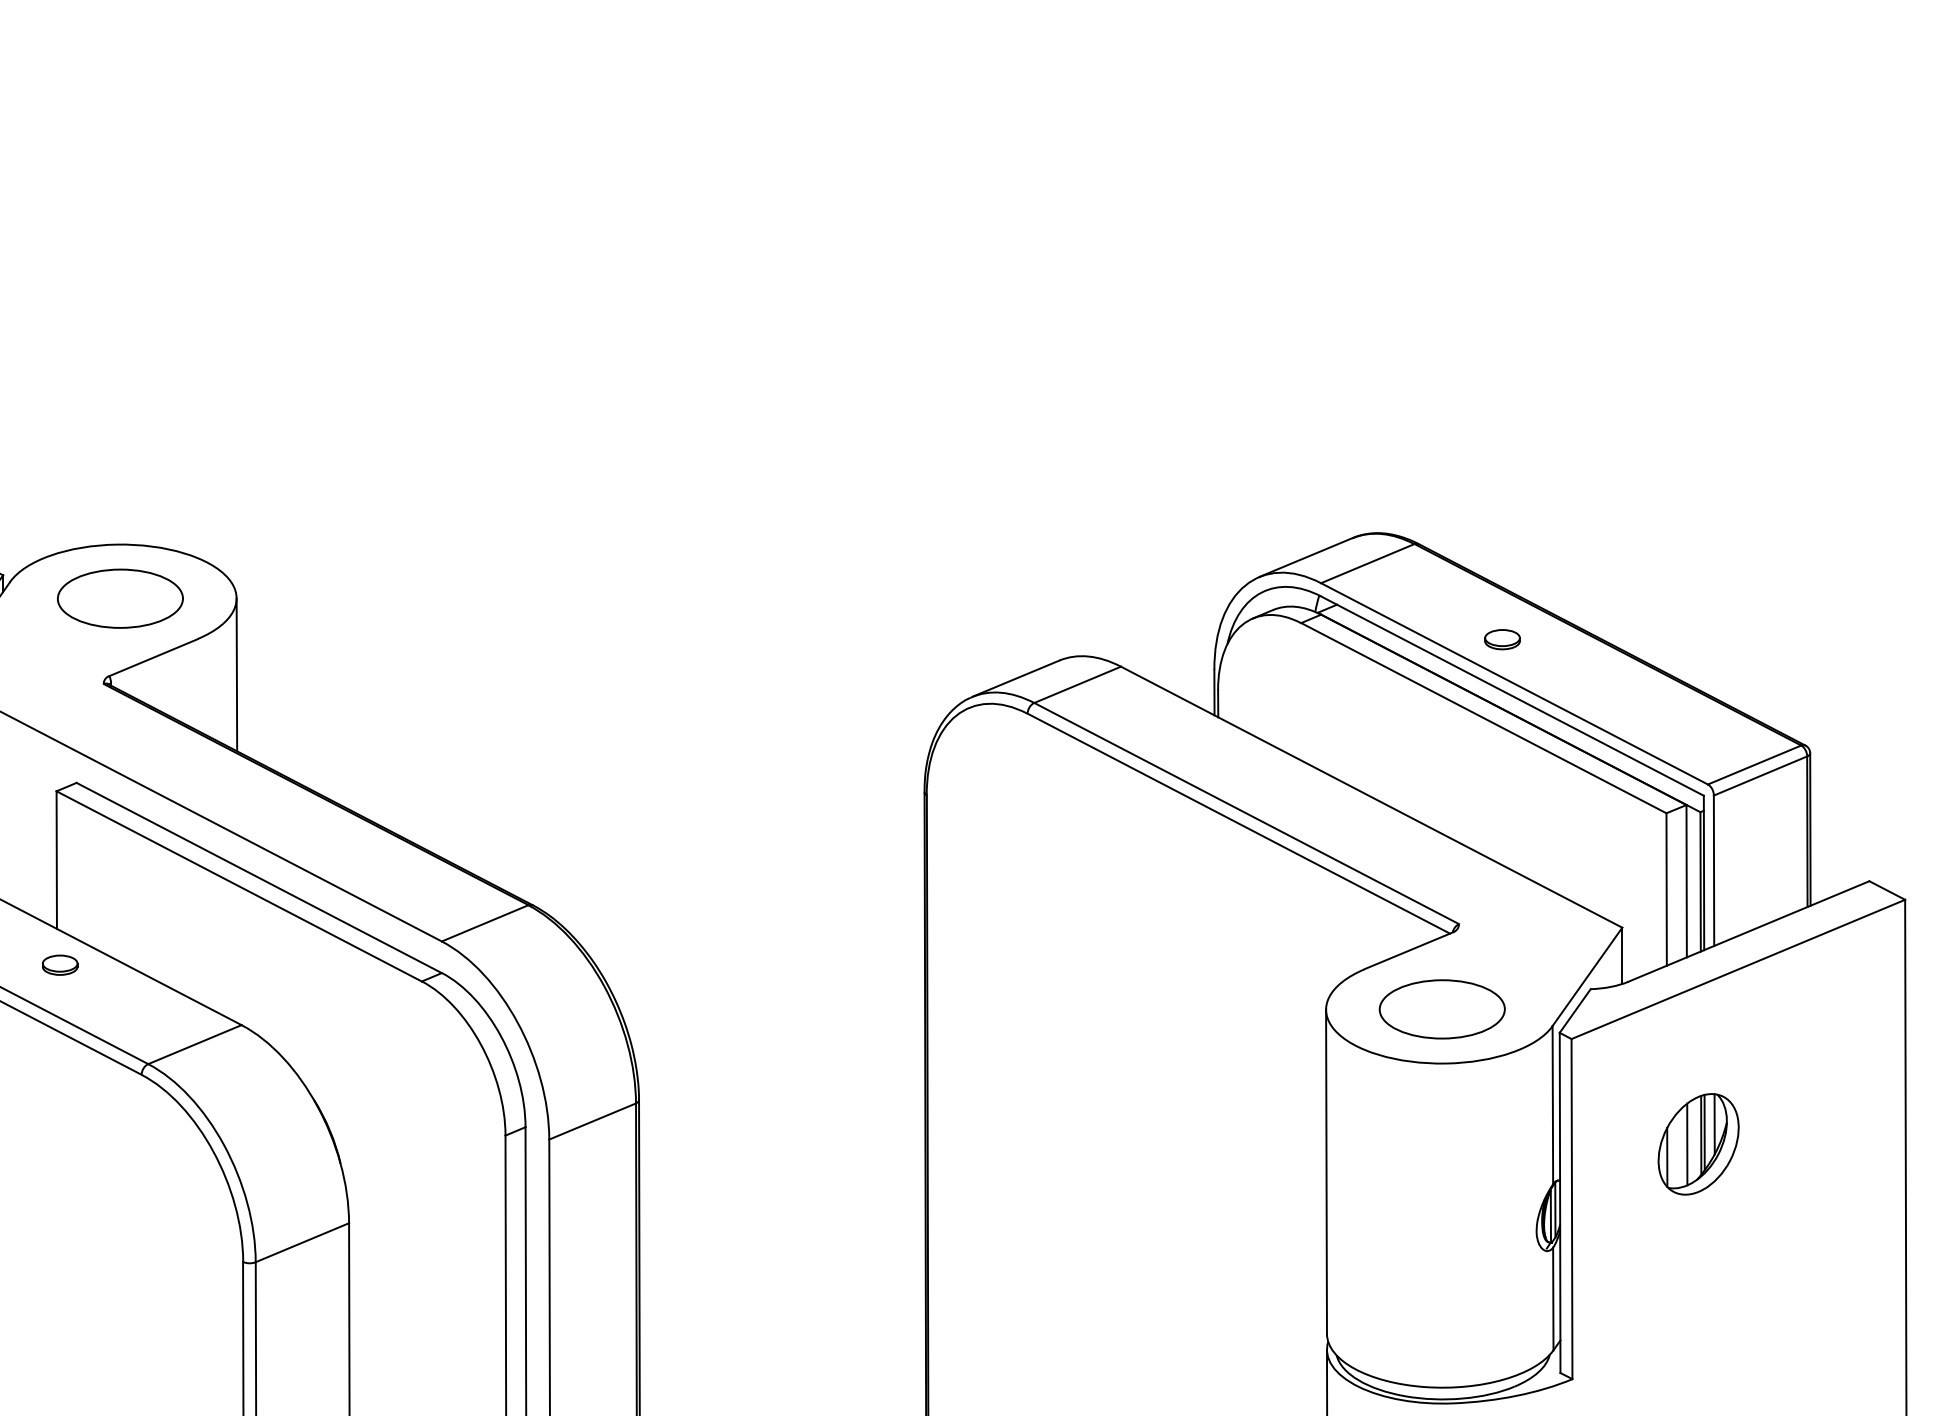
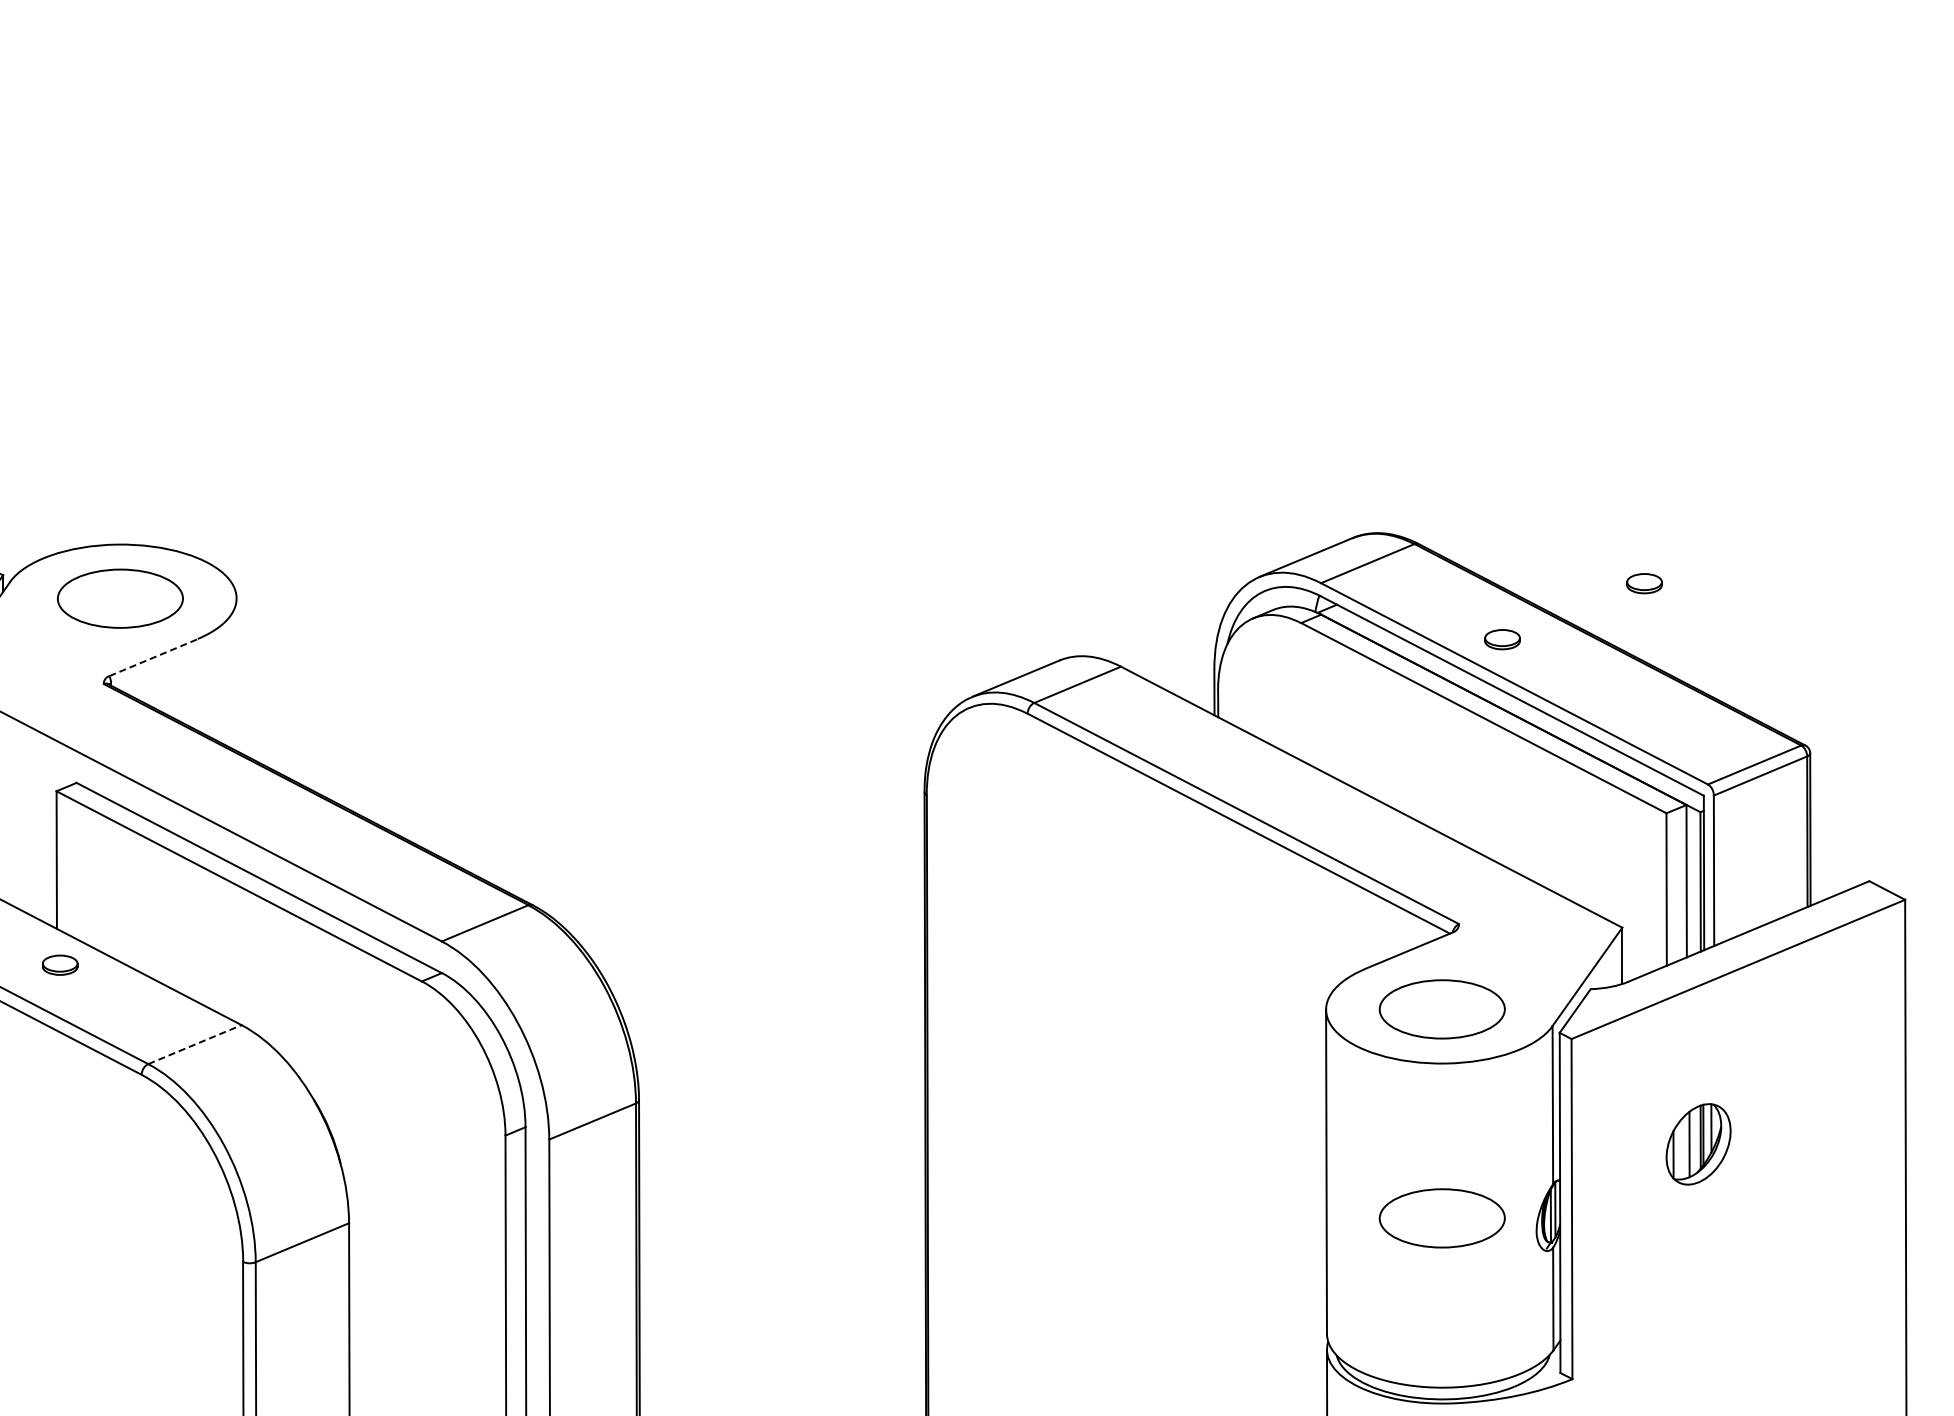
part: none -> present (1644, 583)
line: solid -> dashed (153, 657)
line: present -> none (236, 674)
line: solid -> dashed (194, 1044)
part size: 83x103 px -> 67x83 px (1698, 1144)
part: none -> present (1441, 1218)
